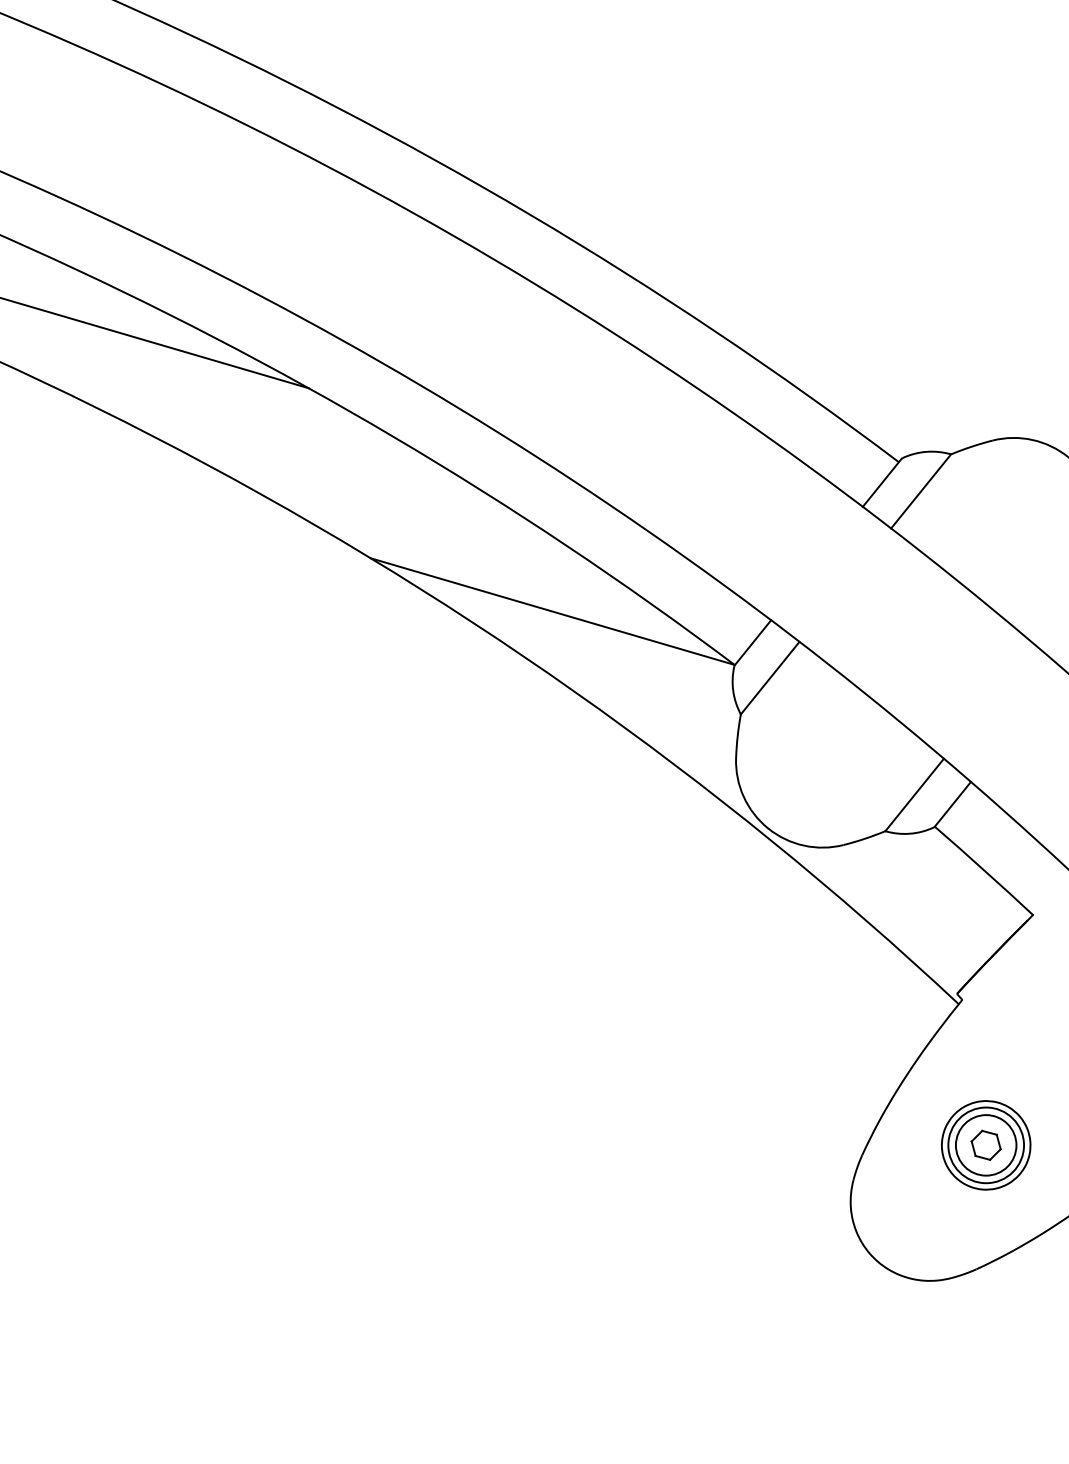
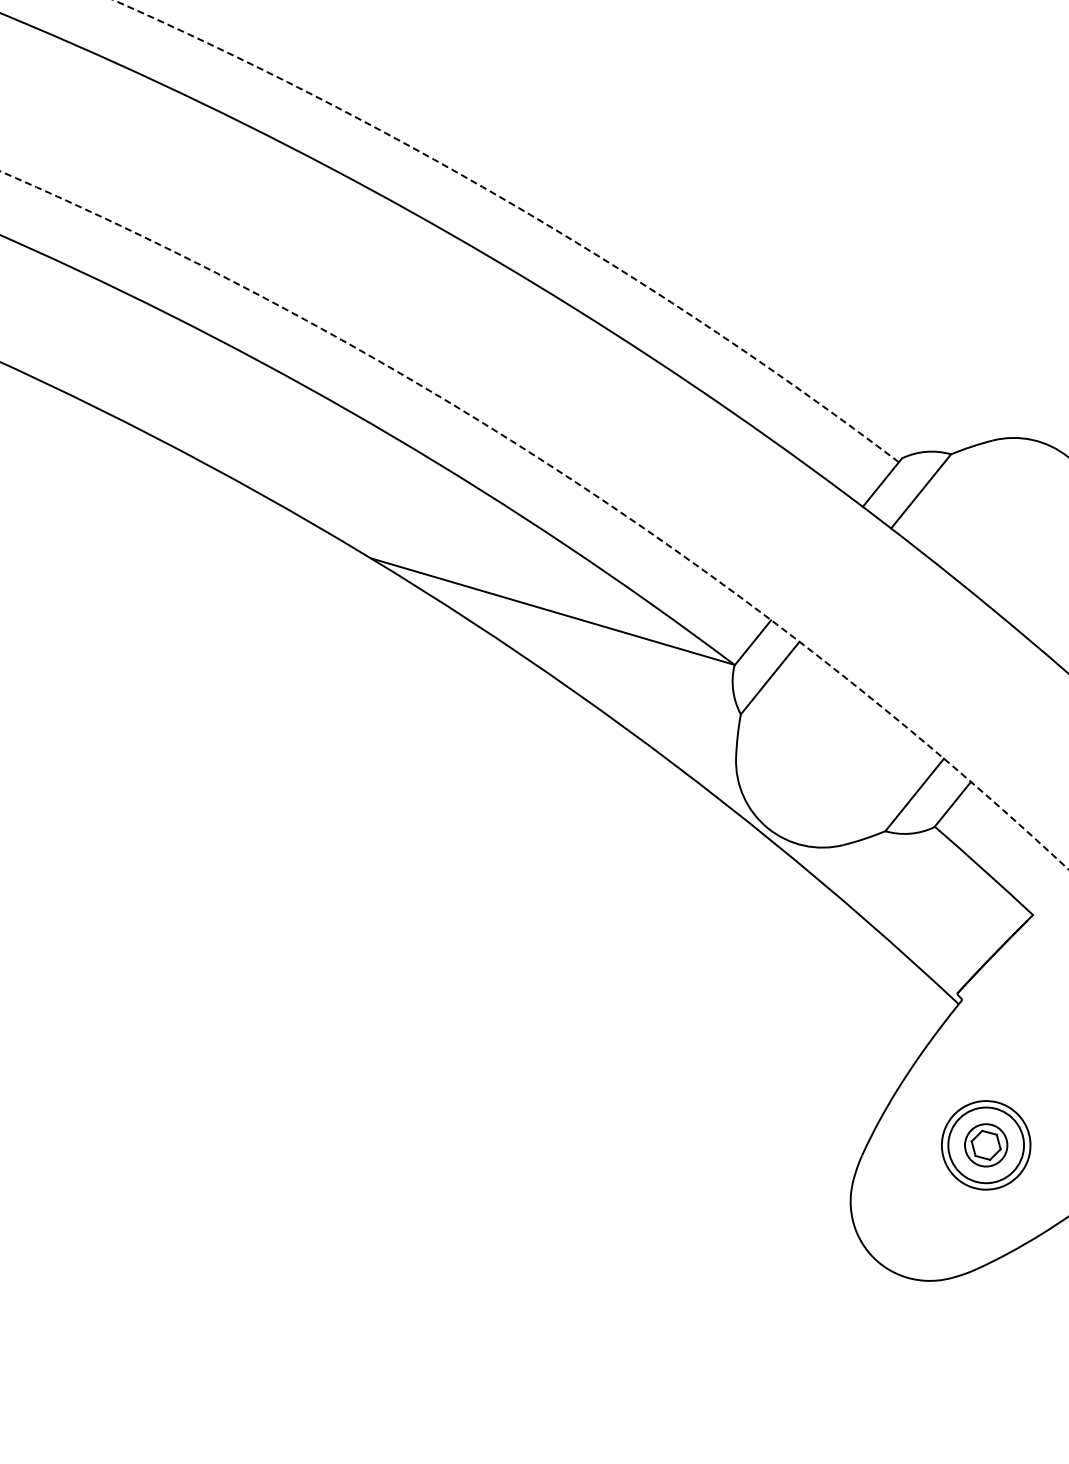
arc: solid -> dashed (518, 207)
line: present -> none (155, 343)
arc: solid -> dashed (564, 475)
circle diameter: 61 px -> 42 px (986, 1145)
